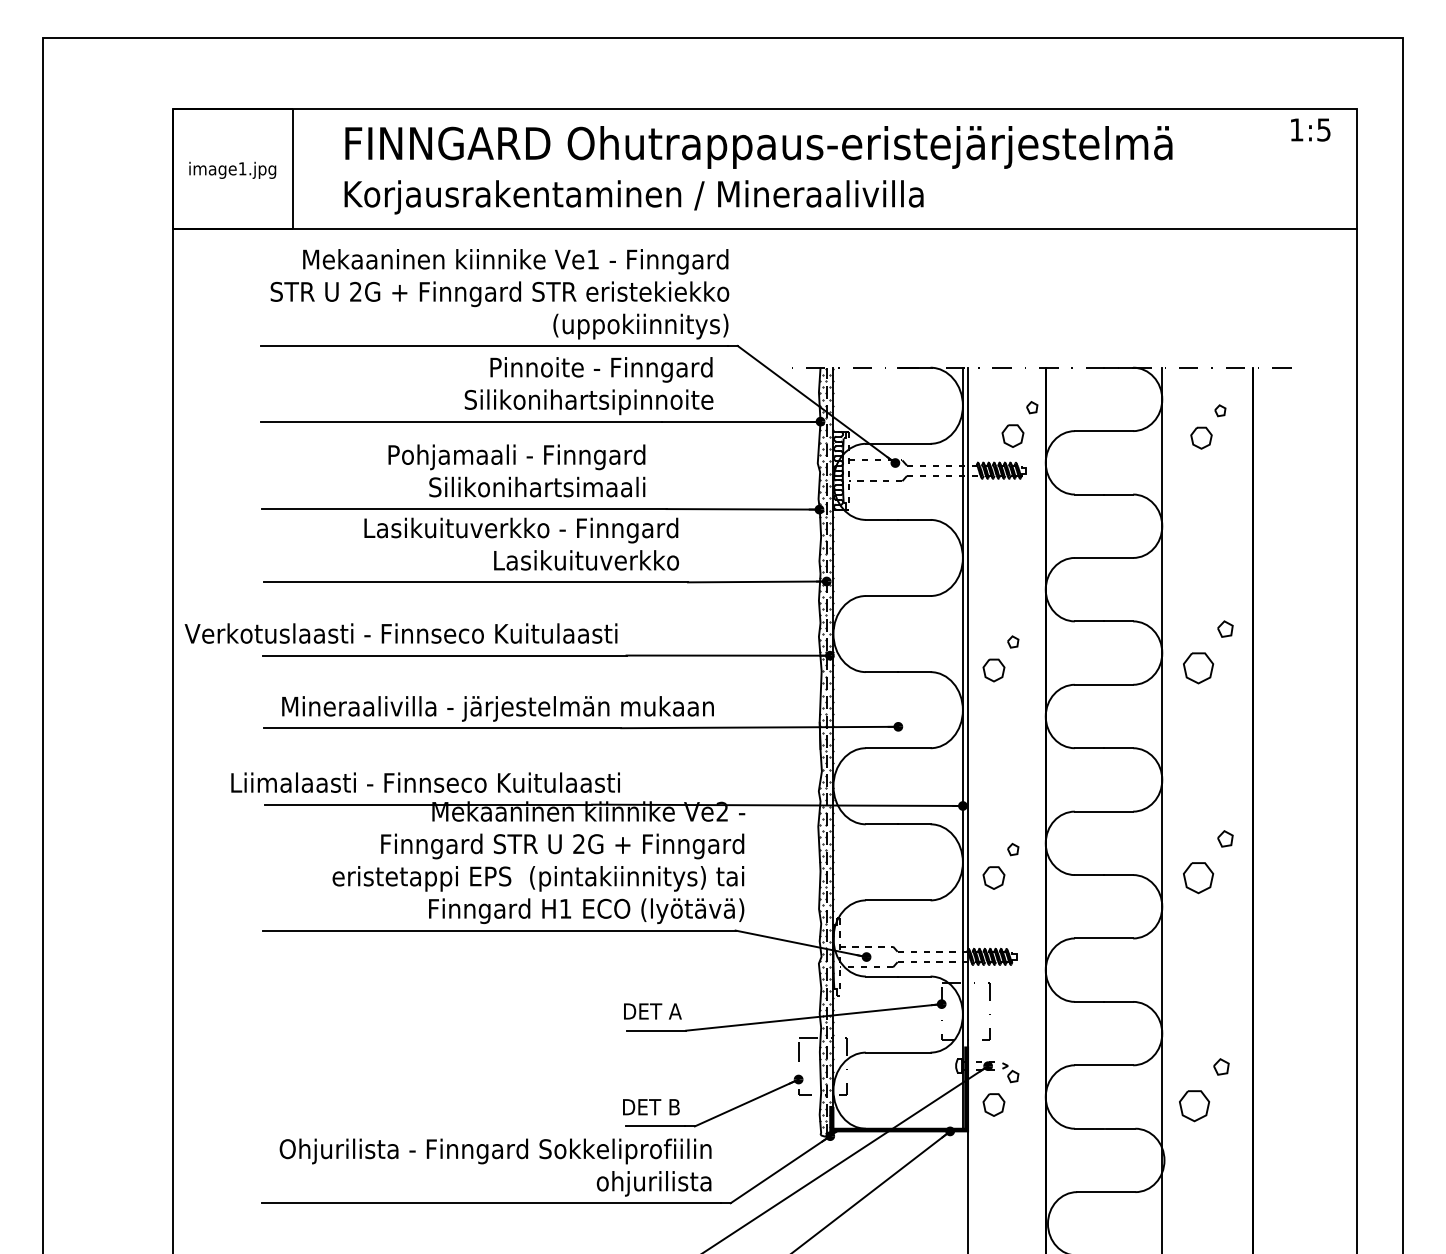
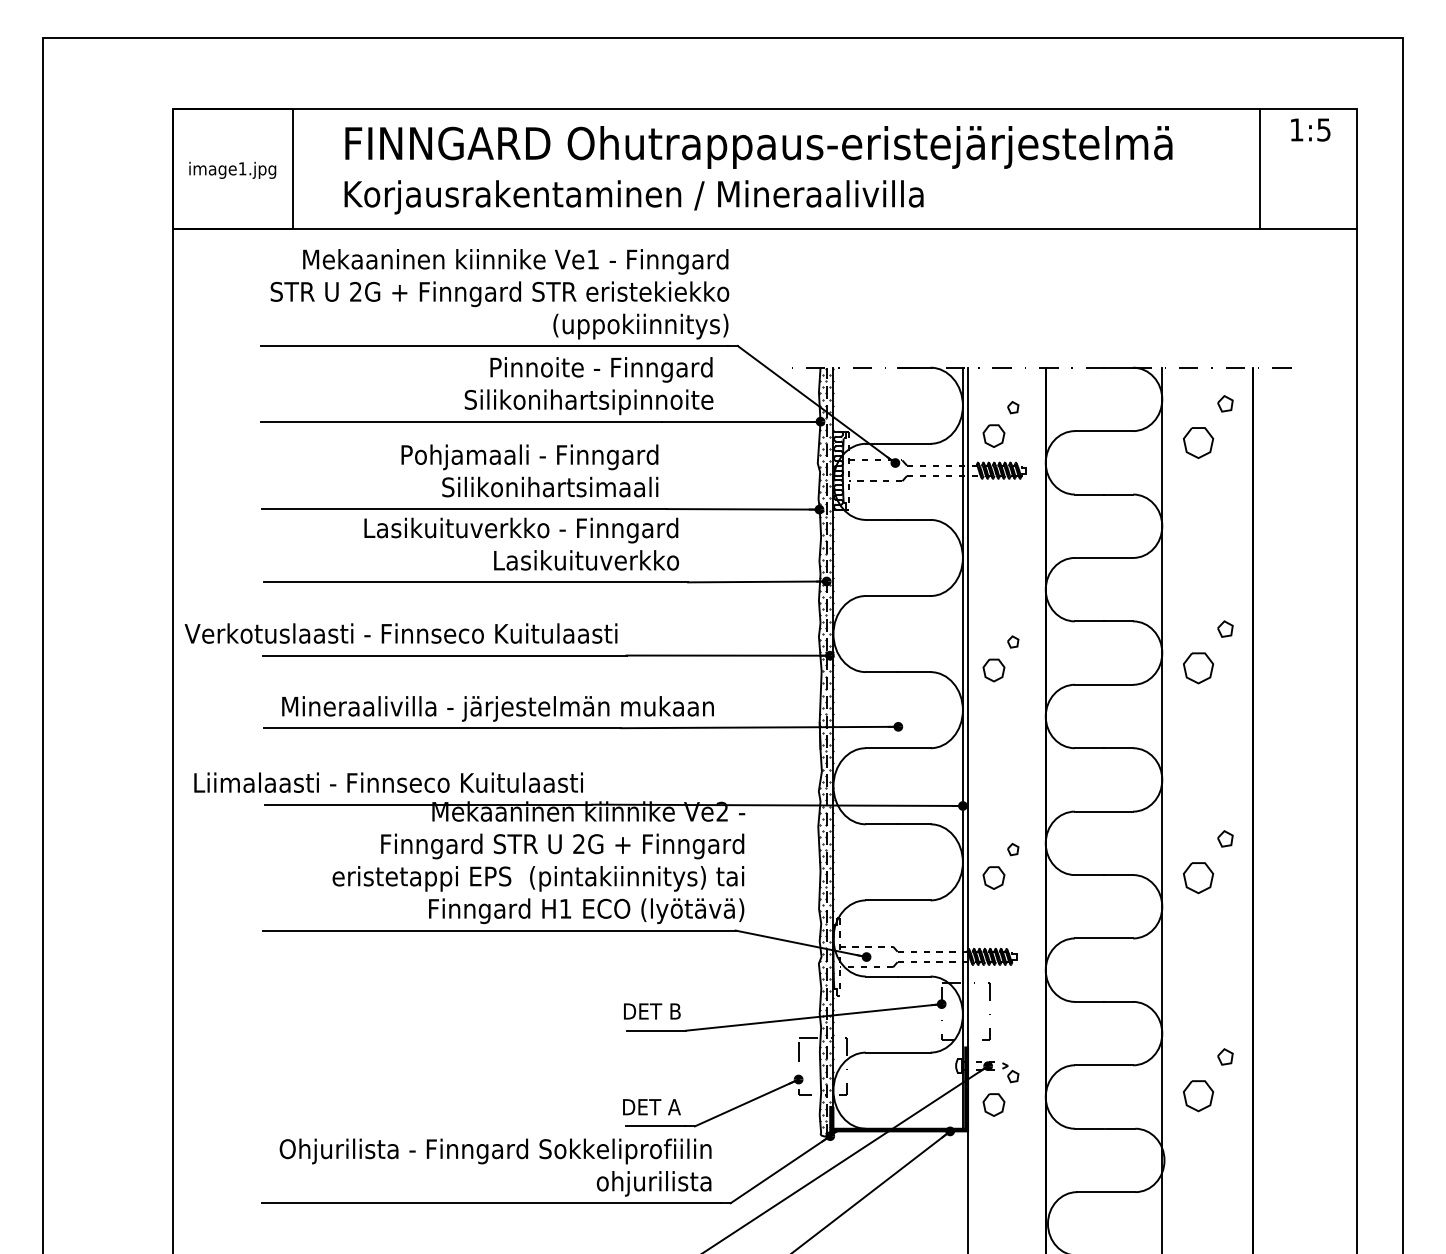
line: none -> present (1259, 168)
part position: (1019, 424) -> (1000, 424) (1000, 424)
part size: 37x46 px -> 51x64 px (1208, 426)
text position: (516, 470) -> (529, 470) (529, 470)
text position: (425, 782) -> (388, 782) (388, 782)
text: DET A -> DET B (674, 1011)
part position: (1204, 1090) -> (1208, 1080) (1208, 1080)
text: DET B -> DET A (674, 1107)
